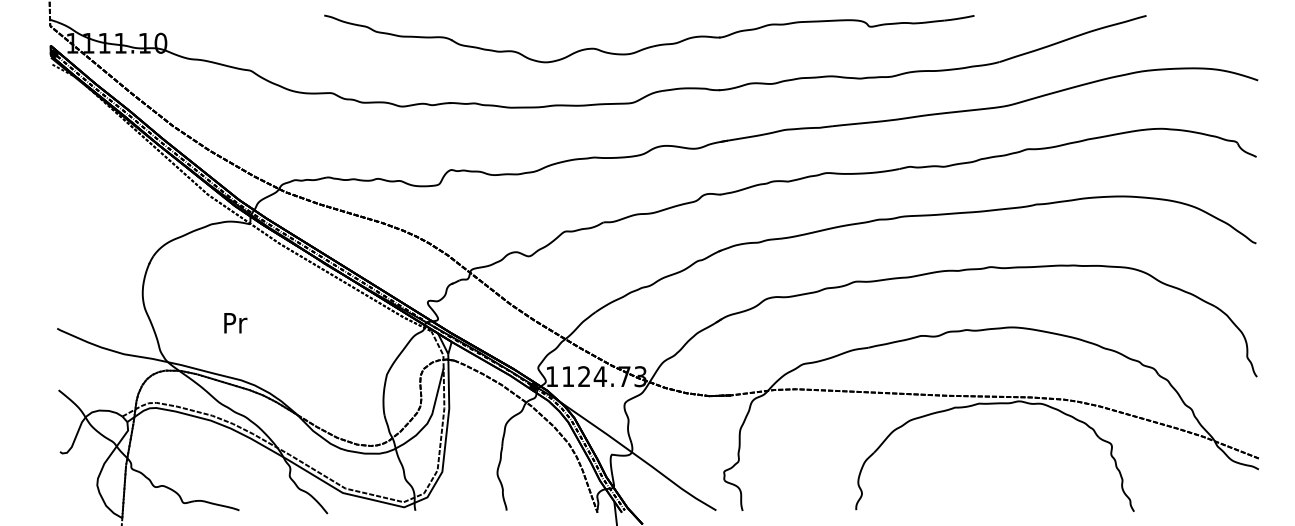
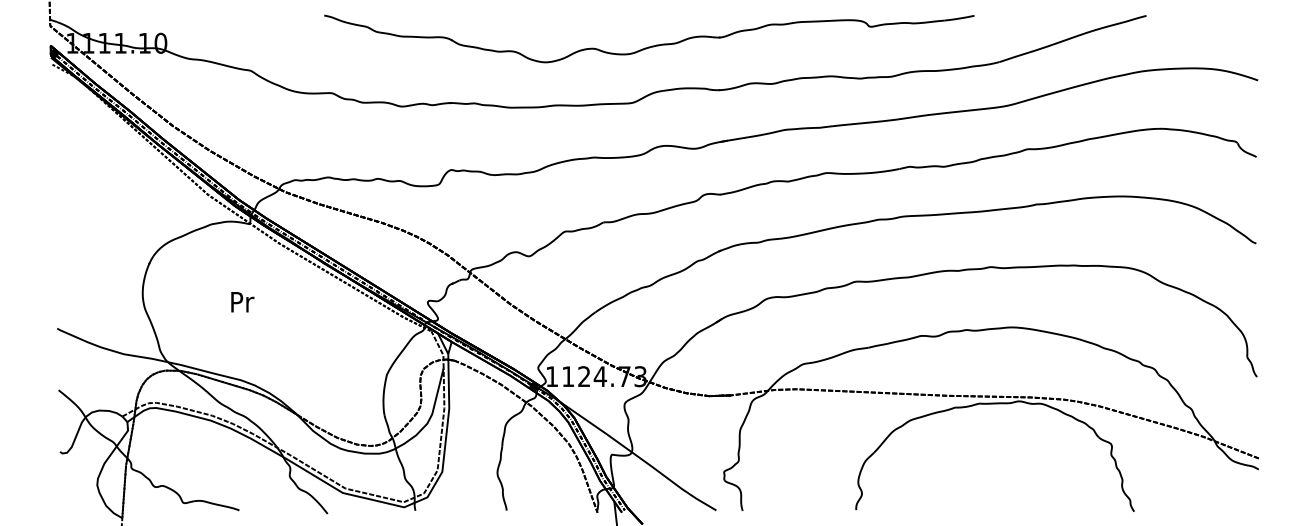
text position: (235, 323) -> (242, 302) (242, 302)
